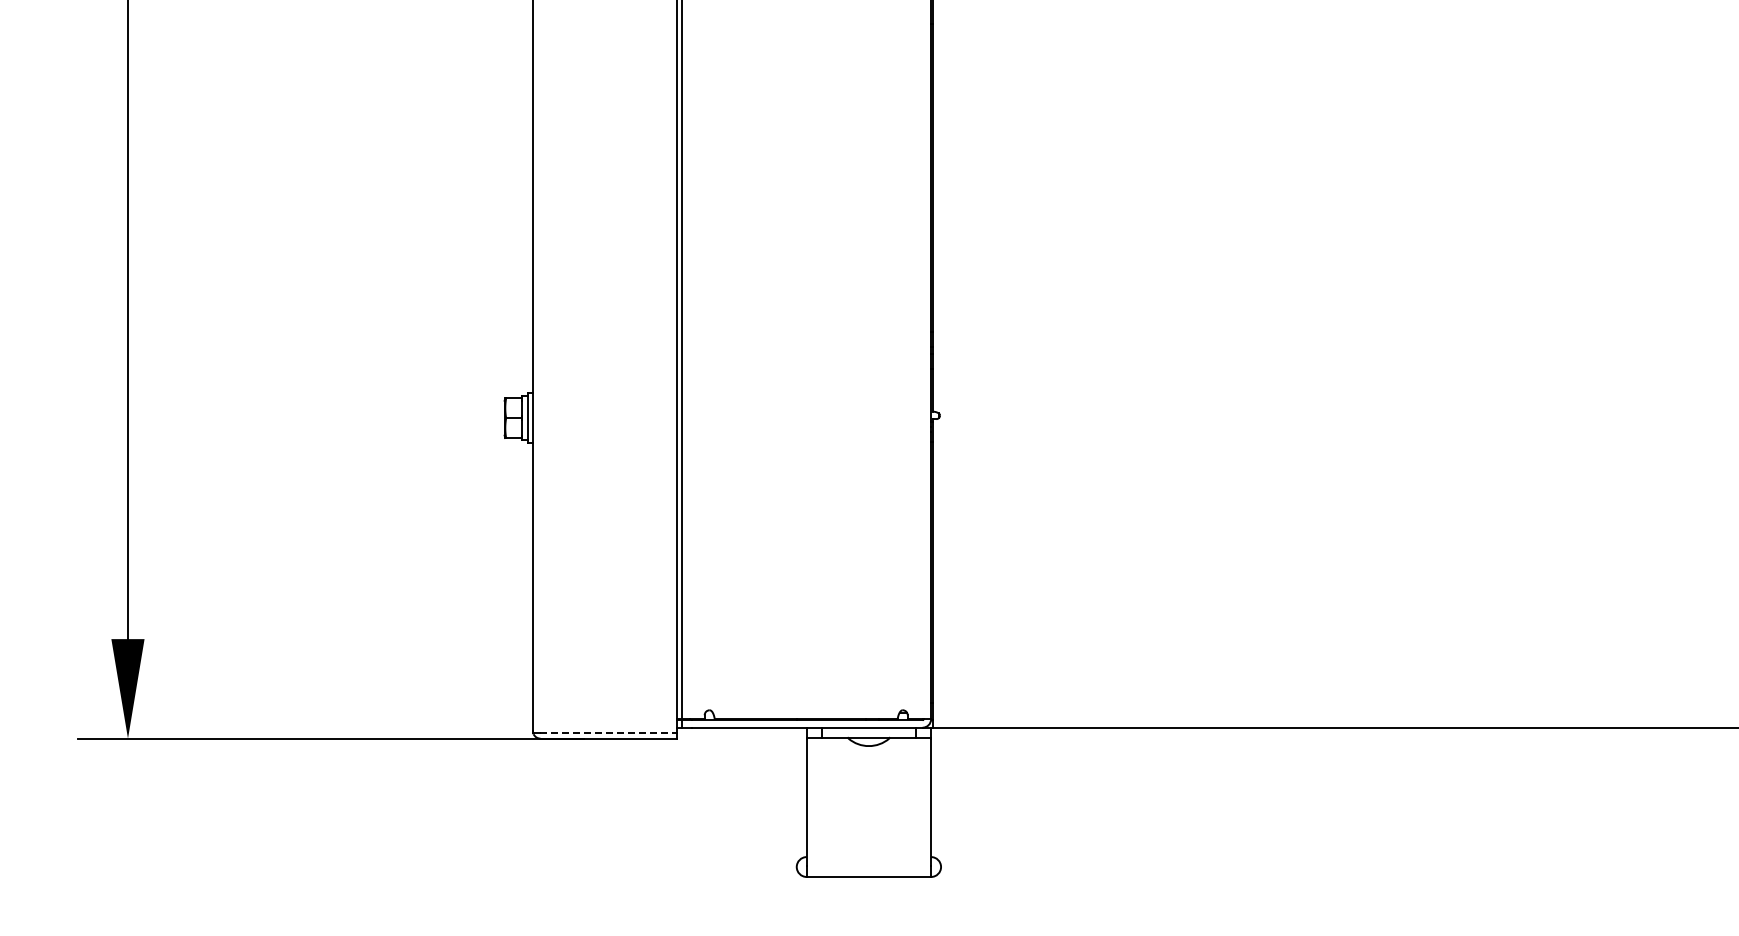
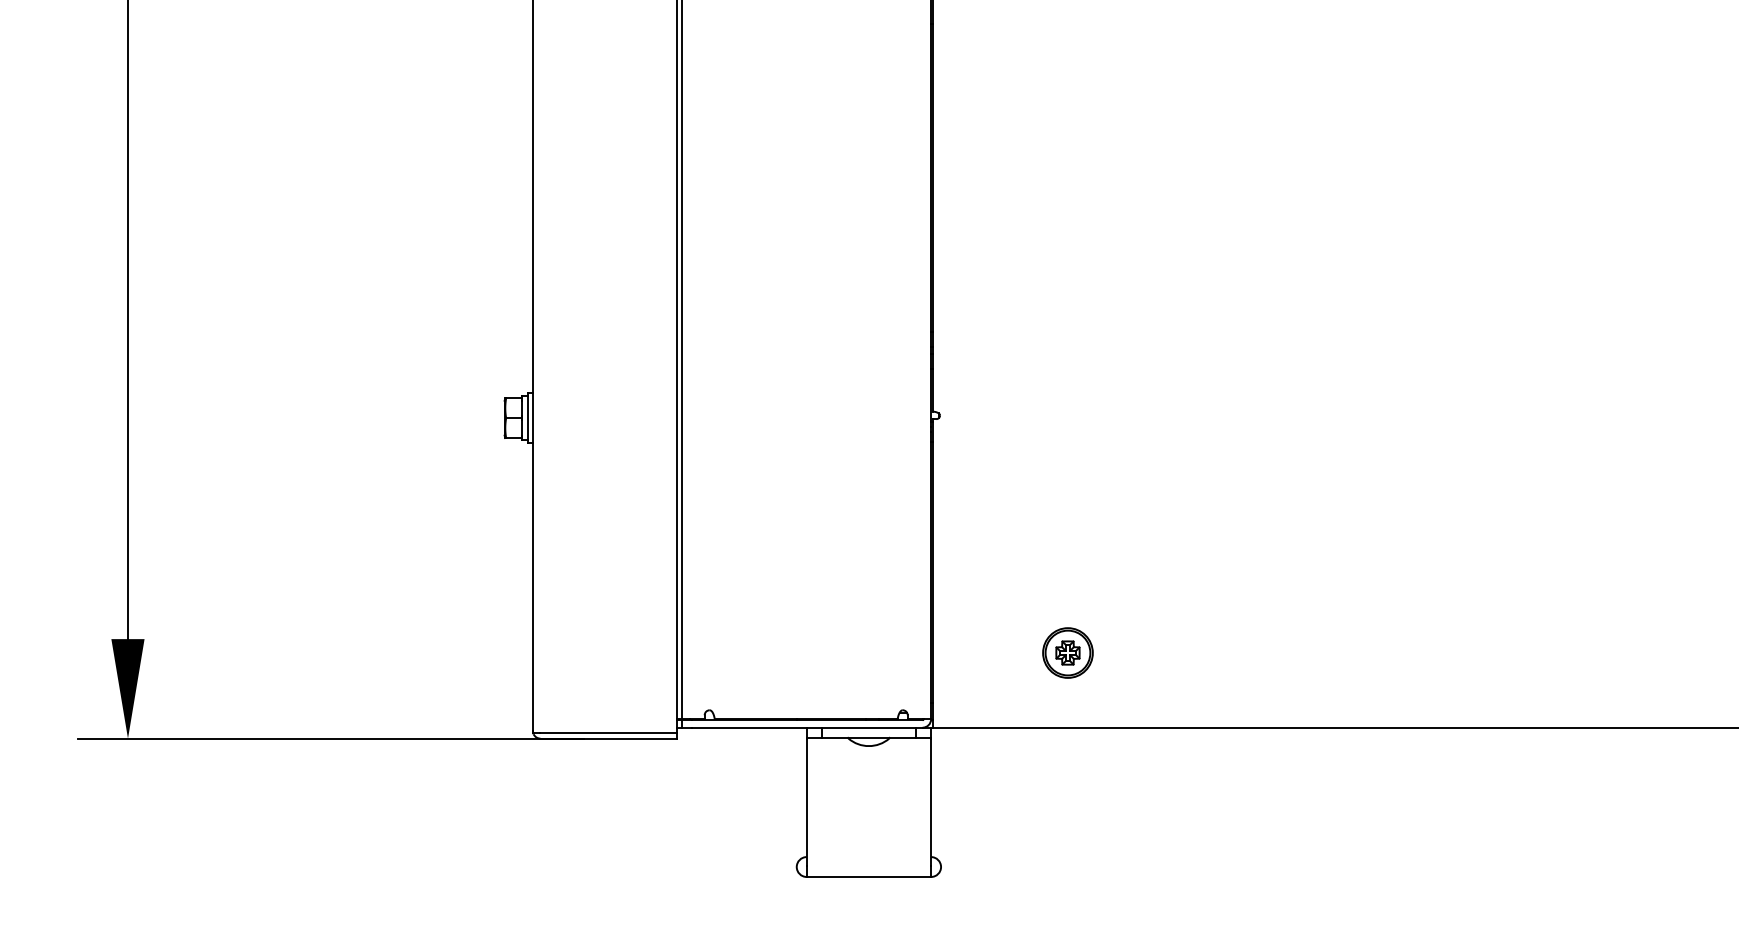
part: none -> present (1067, 652)
line: dashed -> solid (609, 732)
